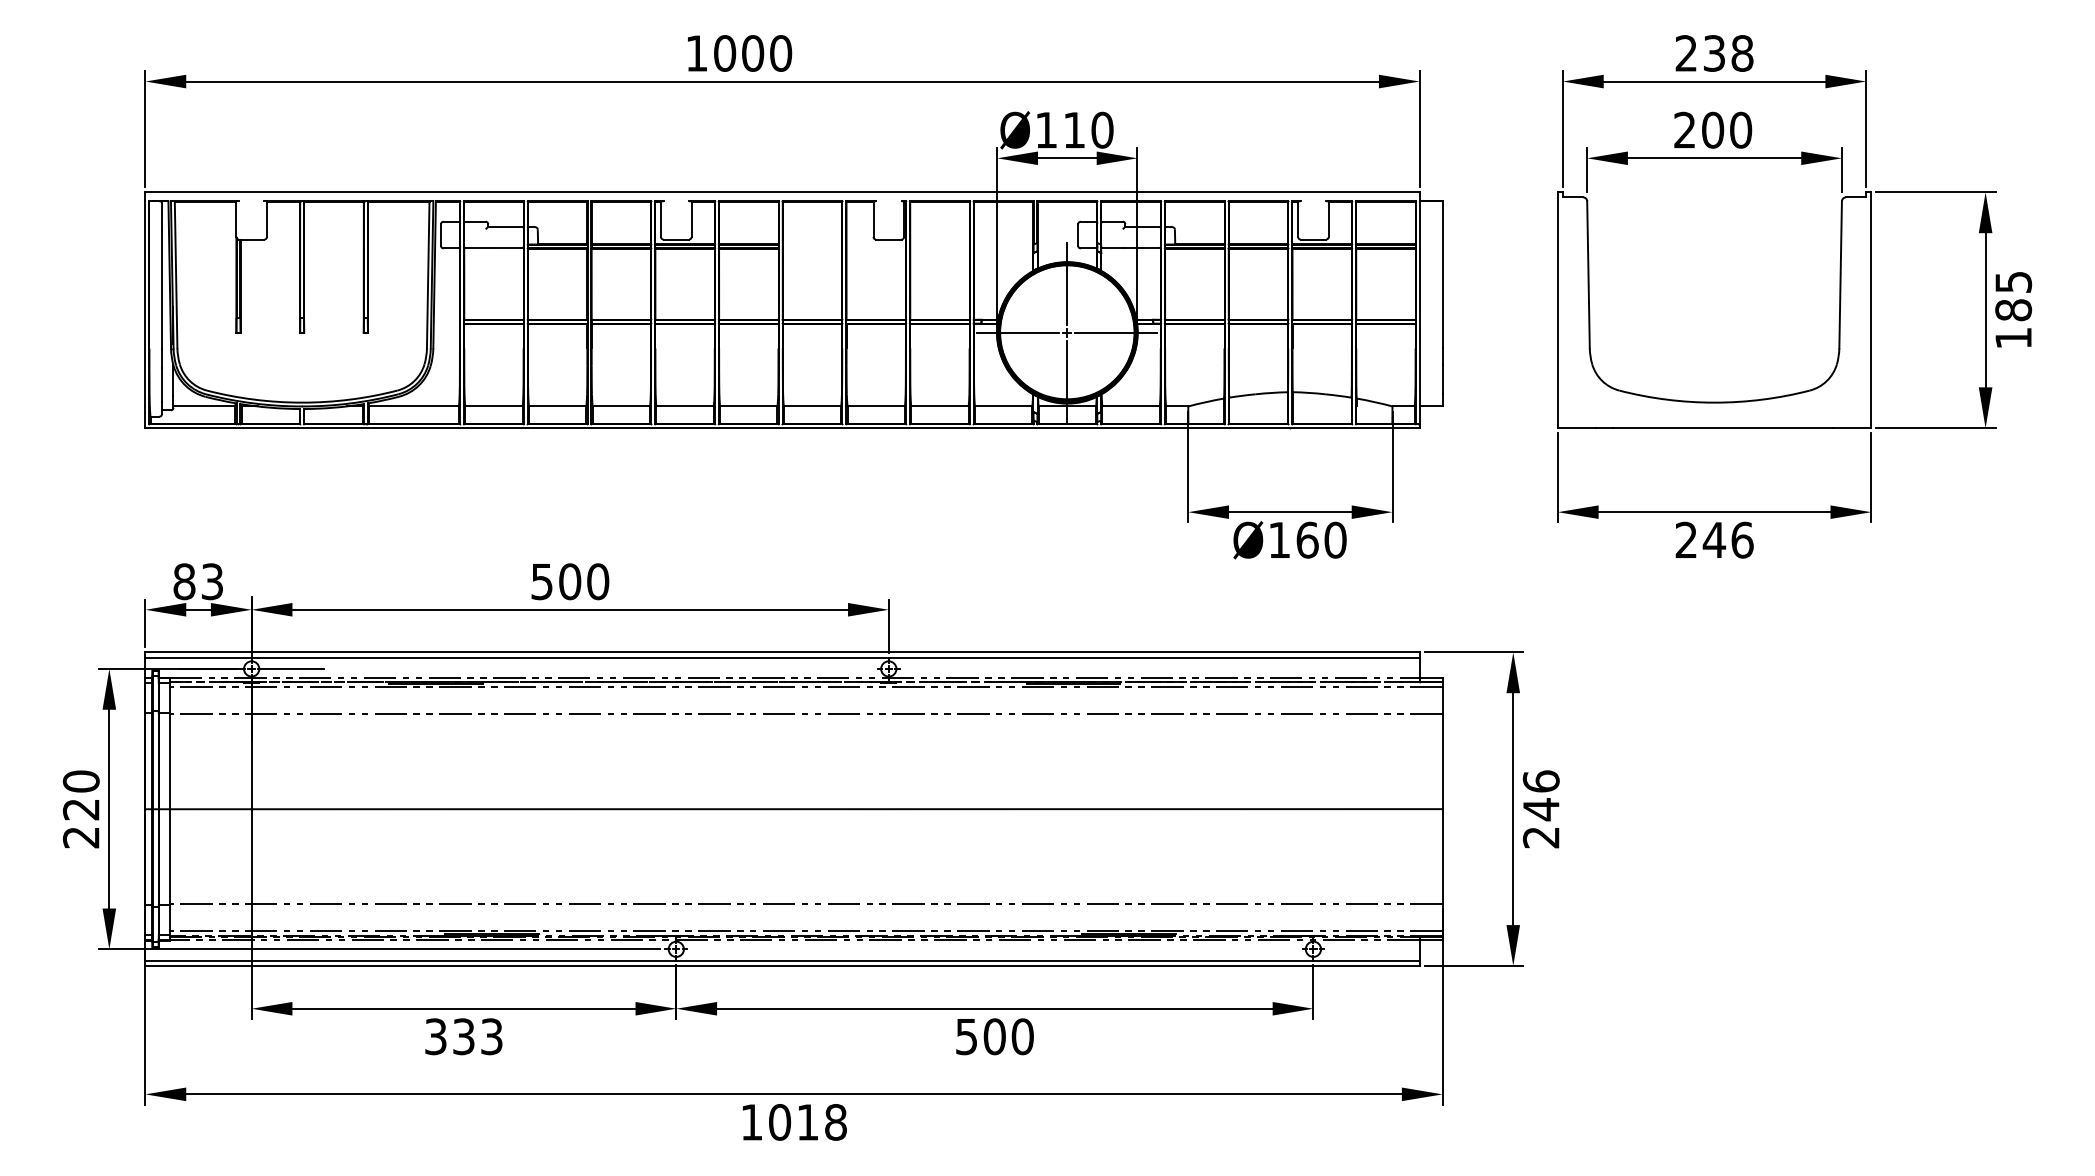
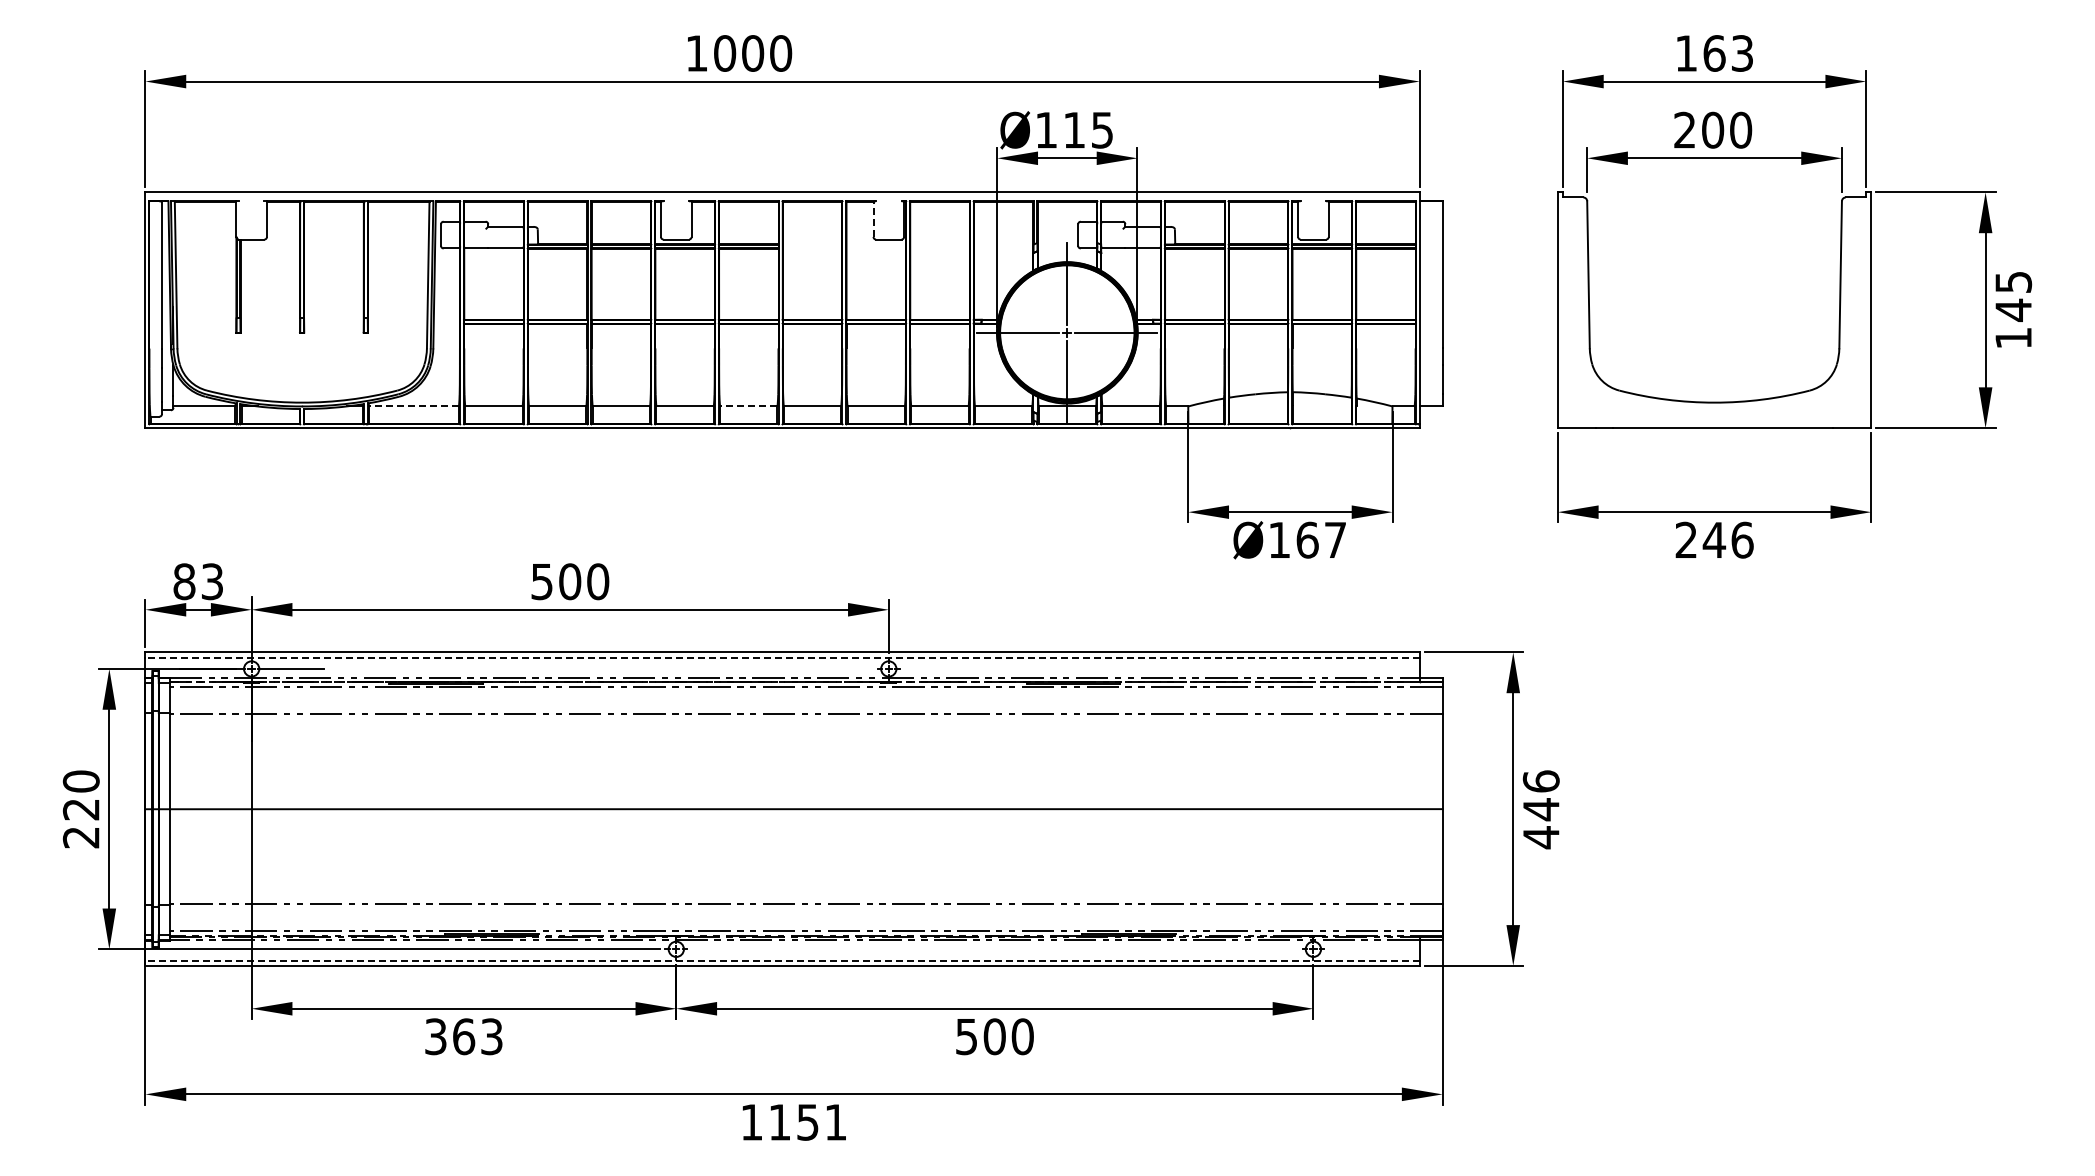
text: 238 -> 163 (1714, 53)
text: Ø110 -> Ø115 (1102, 129)
line: solid -> dashed (873, 219)
text: 185 -> 145 (2013, 310)
line: solid -> dashed (413, 406)
line: solid -> dashed (748, 406)
text: Ø160 -> Ø167 (1335, 539)
line: solid -> dashed (782, 657)
text: 246 -> 446 (1540, 837)
line: solid -> dashed (782, 960)
text: 333 -> 363 (464, 1036)
text: 1018 -> 1151 (807, 1122)
